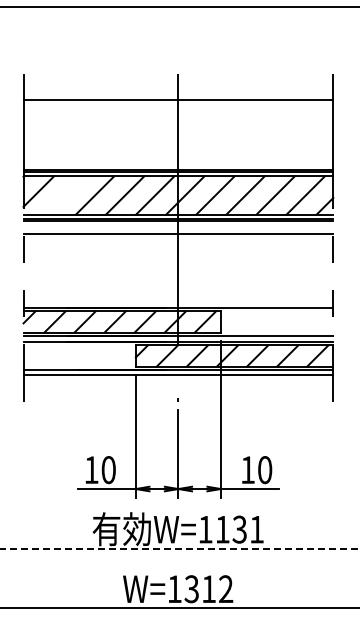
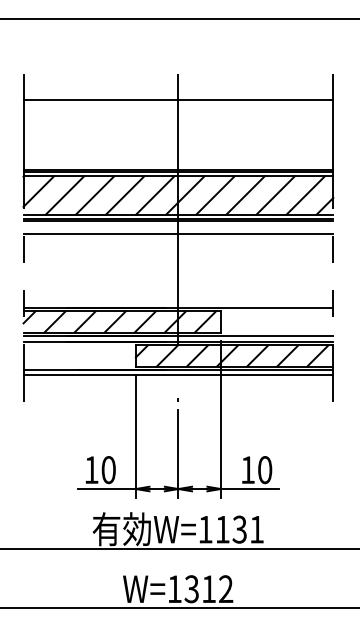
line position: (179, 6) -> (179, 18) (179, 18)
line: none -> present (64, 195)
line: dashed -> solid (180, 548)
